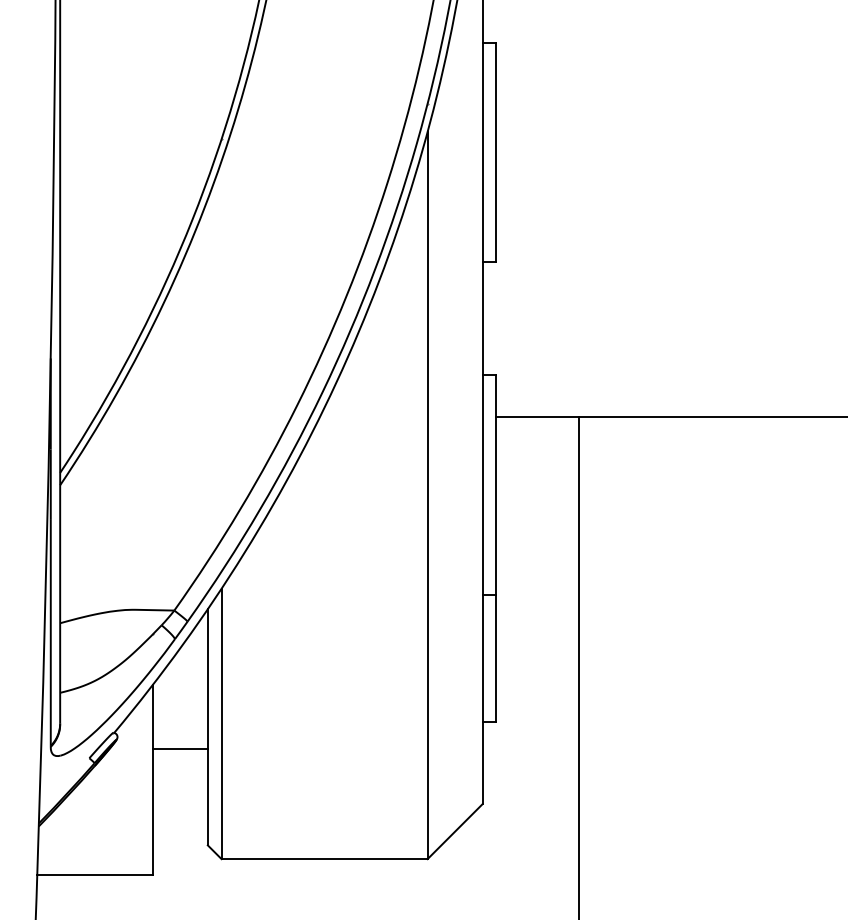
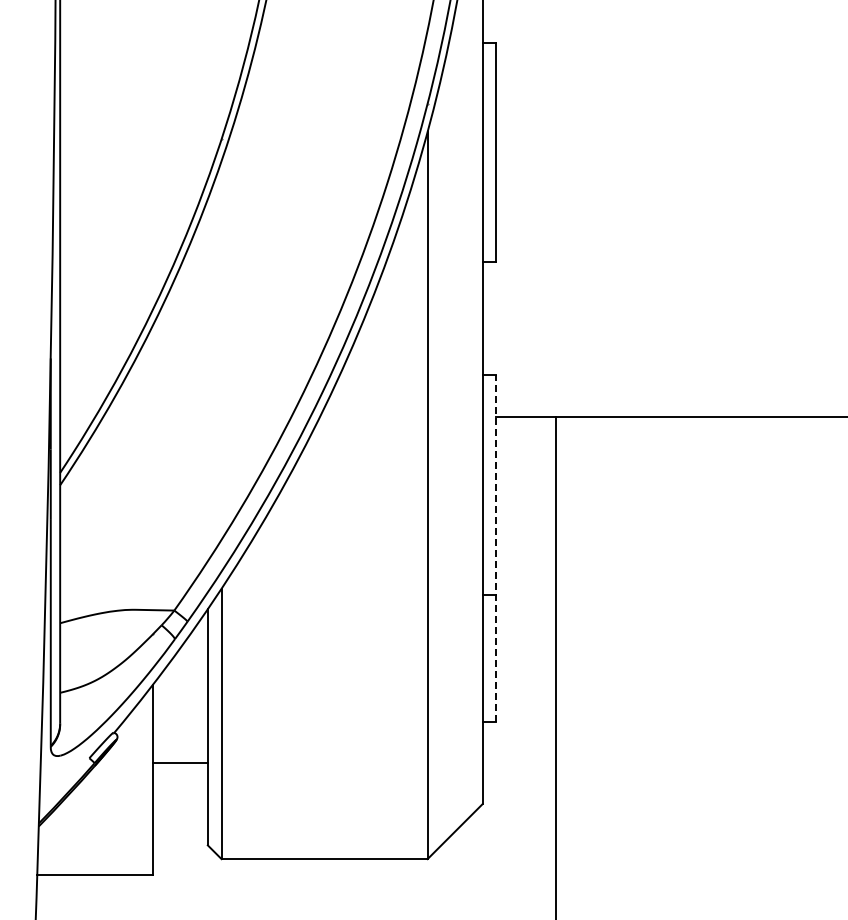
line: solid -> dashed (496, 547)
line position: (578, 666) -> (555, 666) (555, 666)
line position: (179, 749) -> (179, 763) (179, 763)
